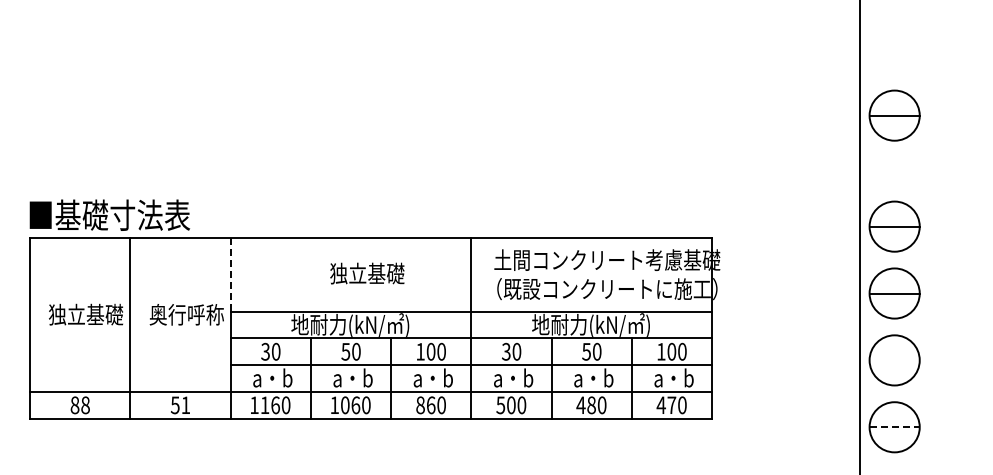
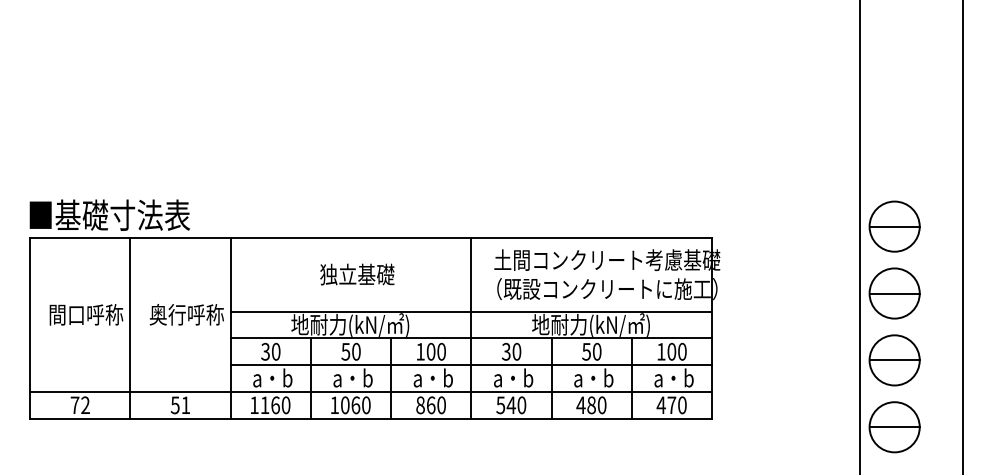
part: present -> none (894, 115)
line: none -> present (963, 236)
text position: (367, 273) -> (357, 274) (357, 274)
line: dashed -> solid (230, 274)
text: 独立基礎 -> 間口呼称 (86, 314)
line: none -> present (894, 360)
text: 88 -> 72 (79, 405)
text: 500 -> 540 (511, 405)
line: dashed -> solid (895, 427)
